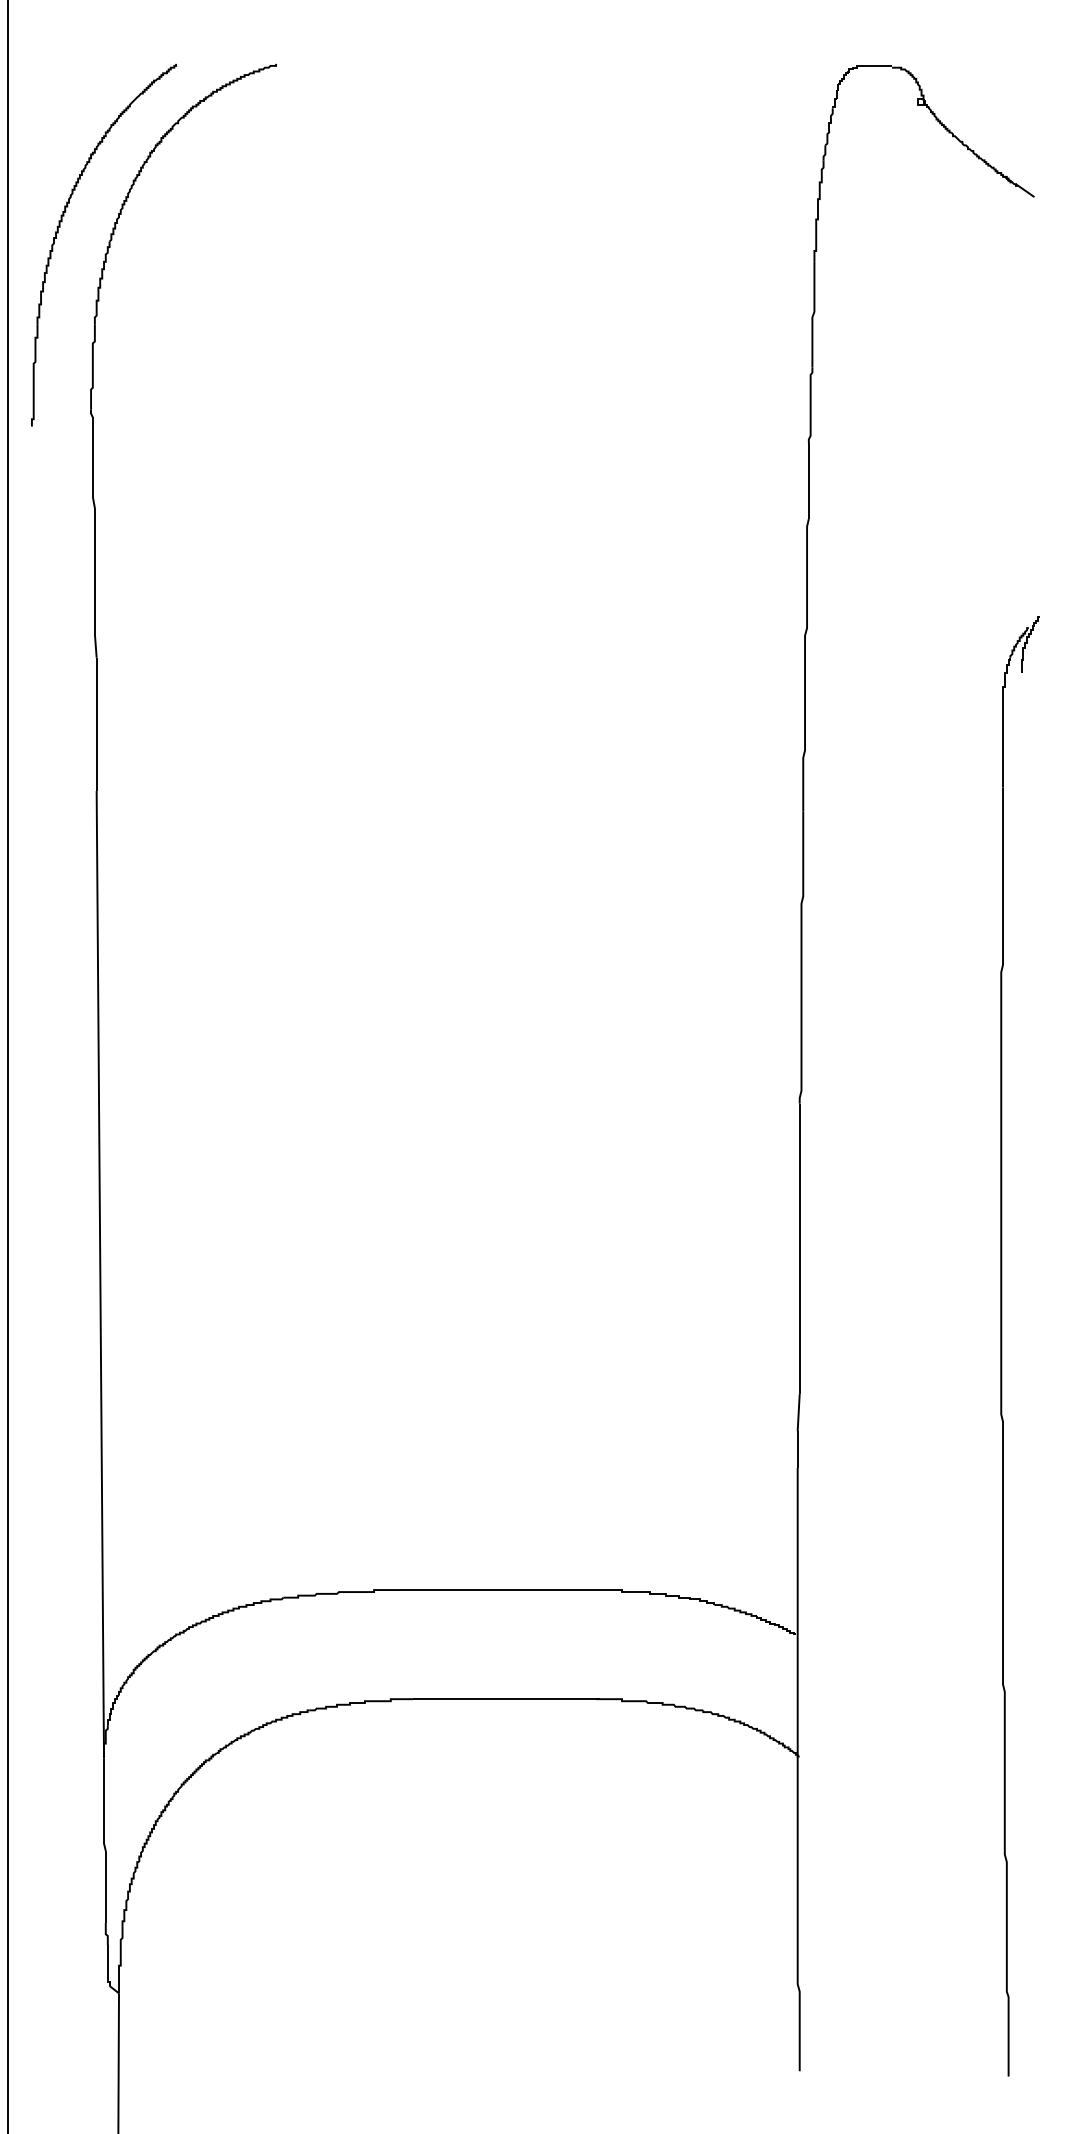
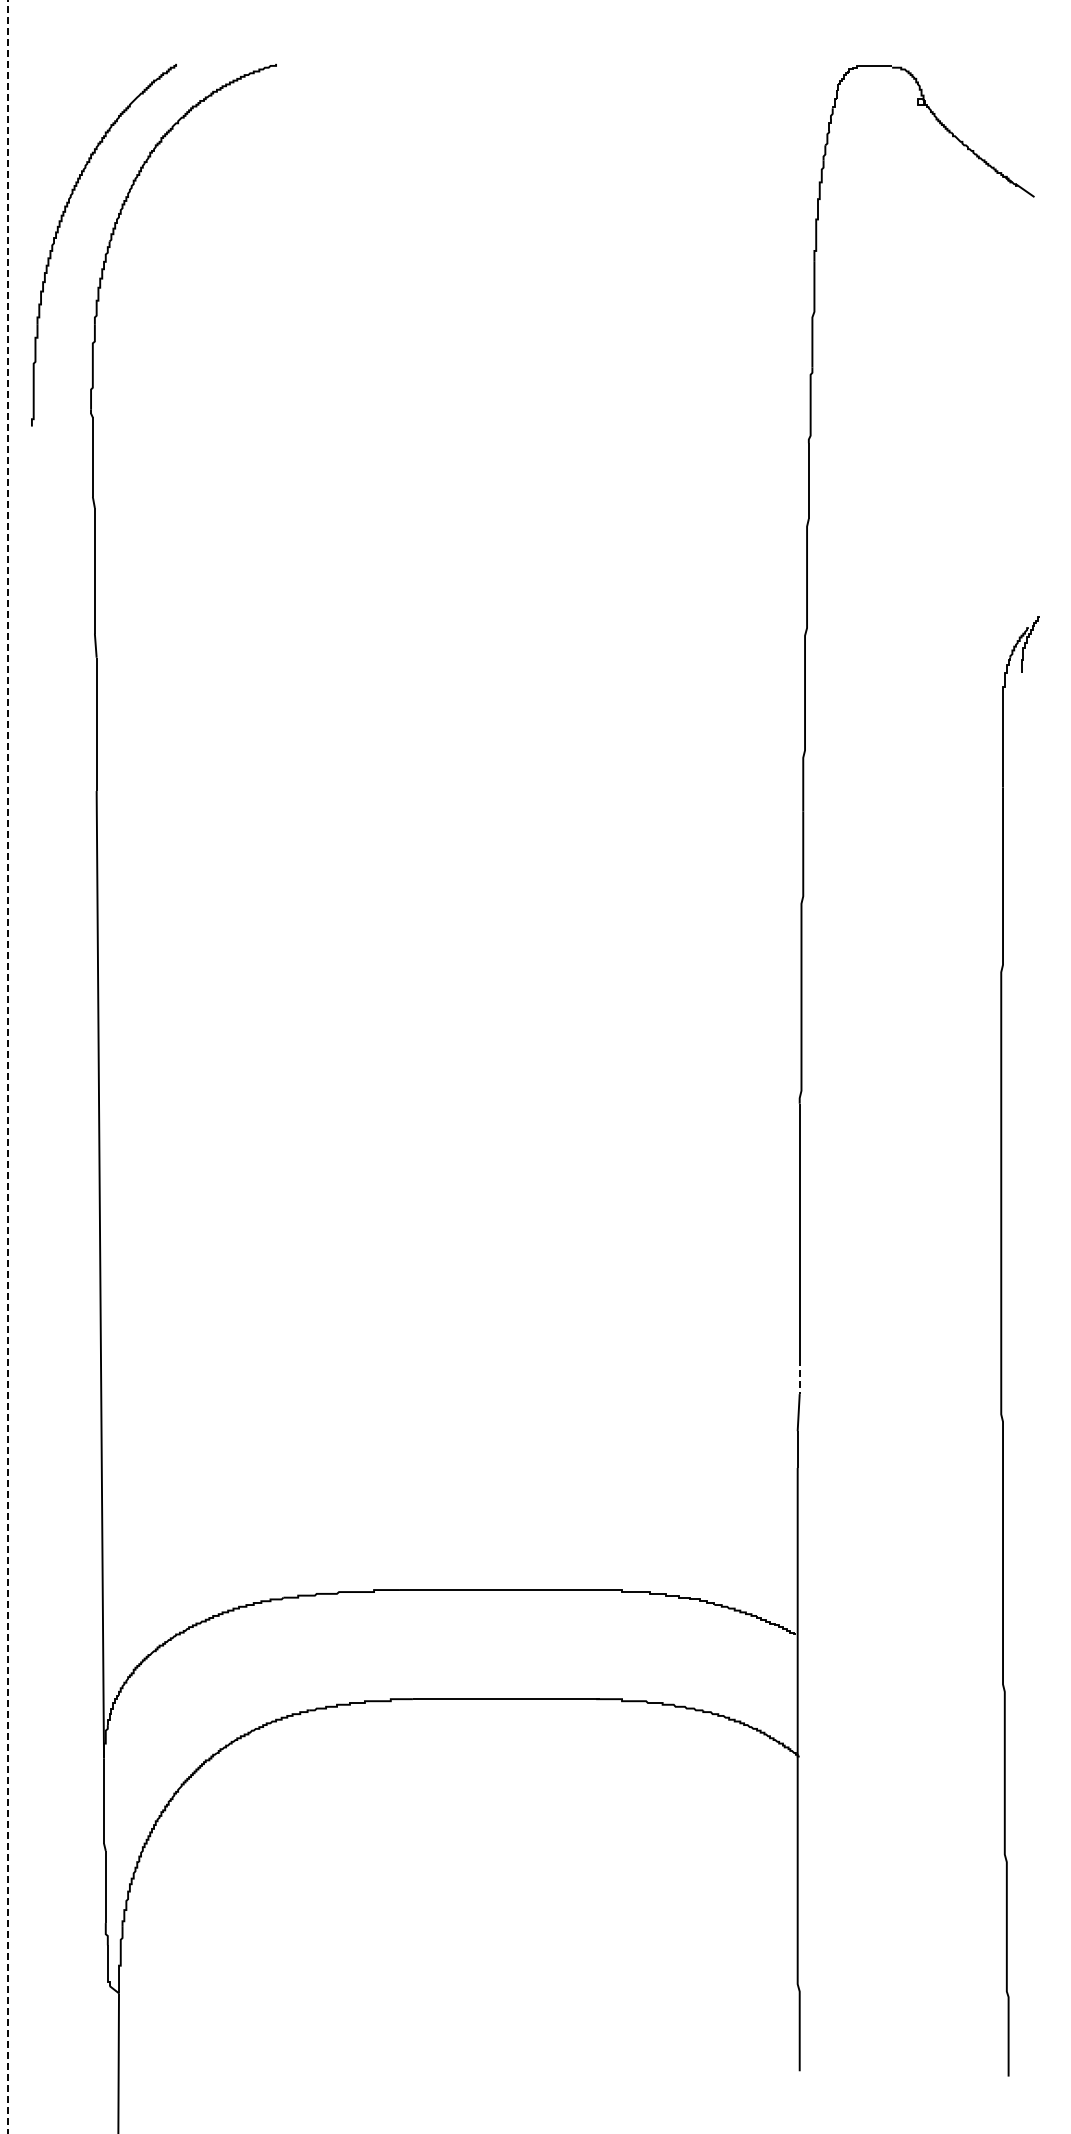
line: solid -> dashed (7, 1066)
line: solid -> dashed (799, 1376)
